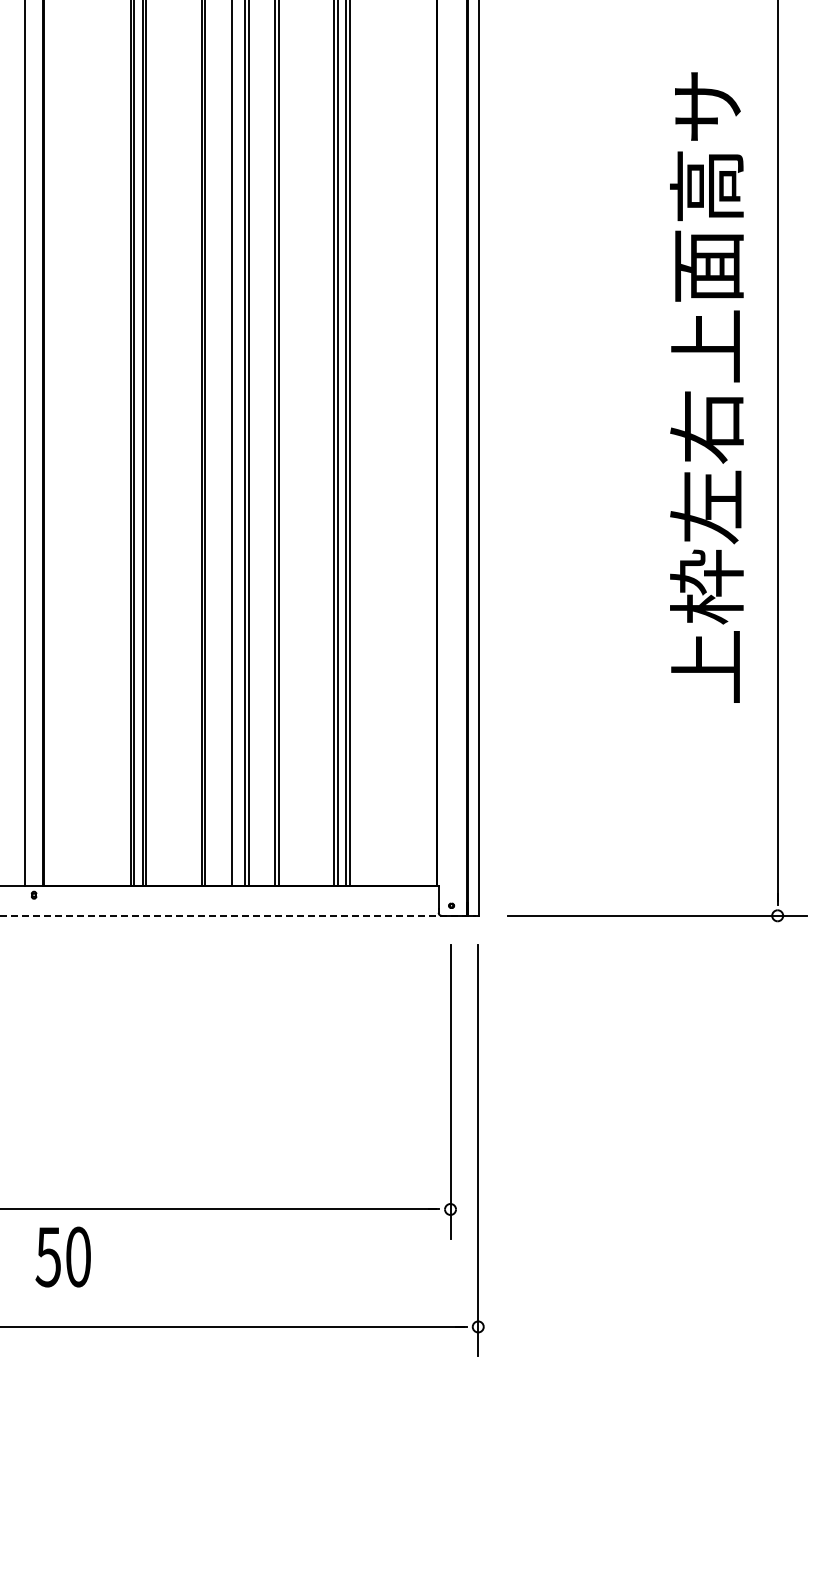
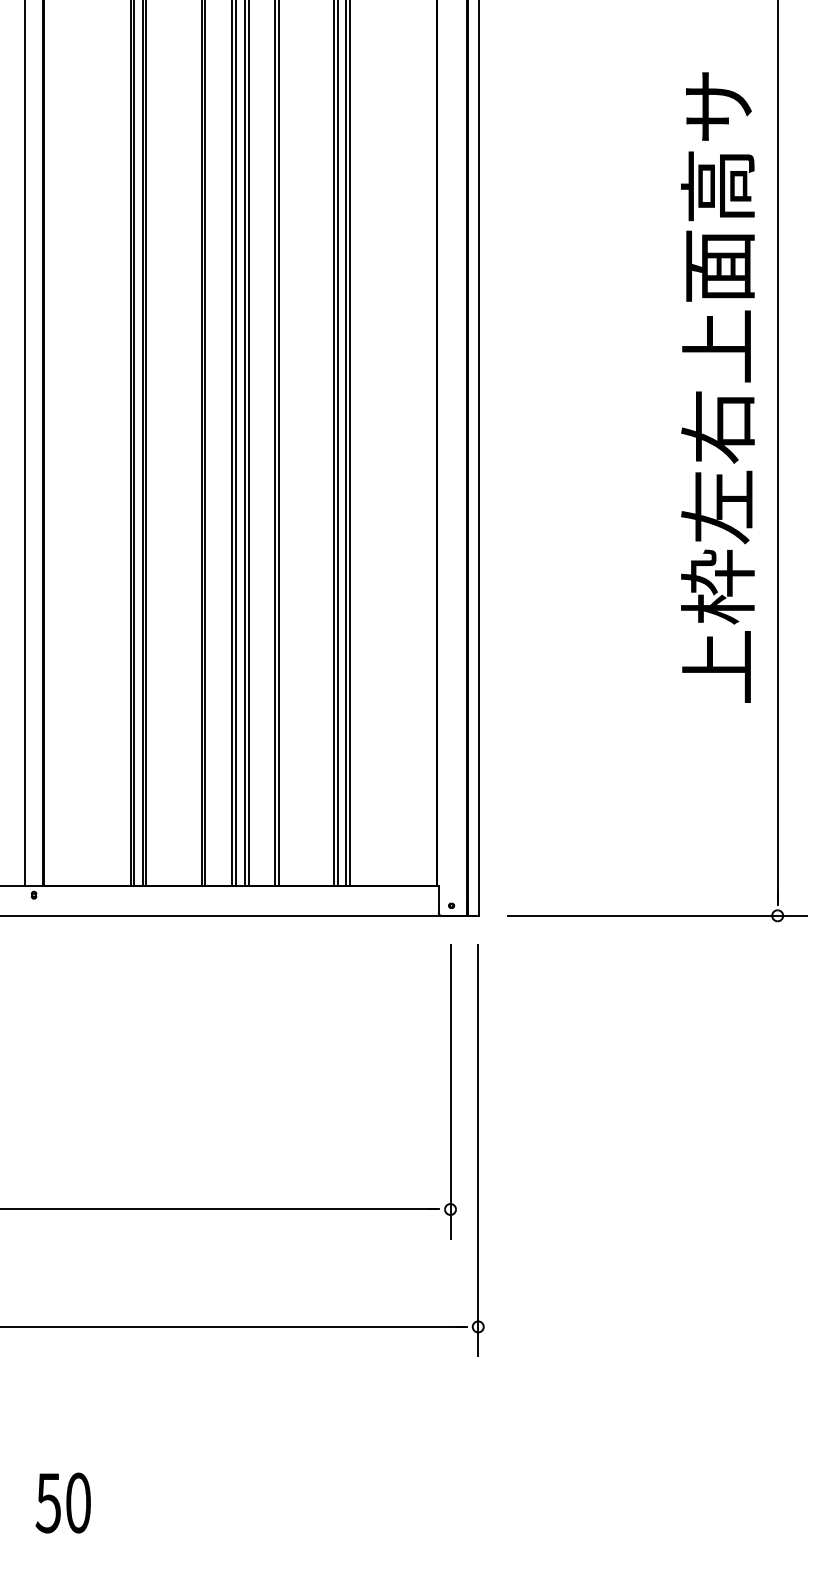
text position: (706, 387) -> (717, 387) (717, 387)
line: none -> present (235, 443)
line: dashed -> solid (238, 915)
text position: (62, 1256) -> (62, 1502) (62, 1502)
